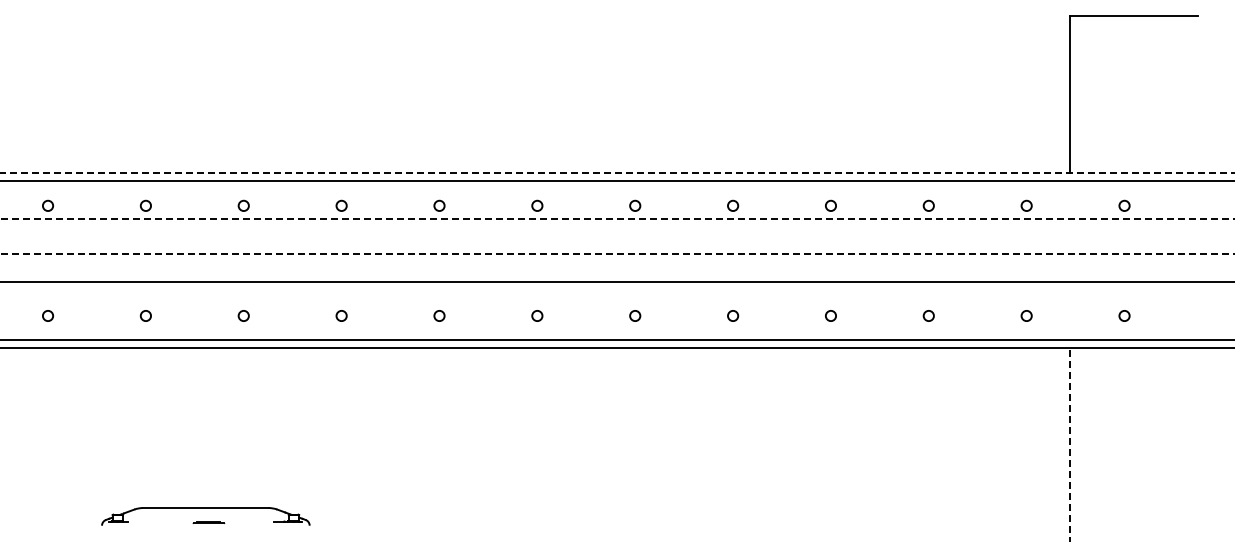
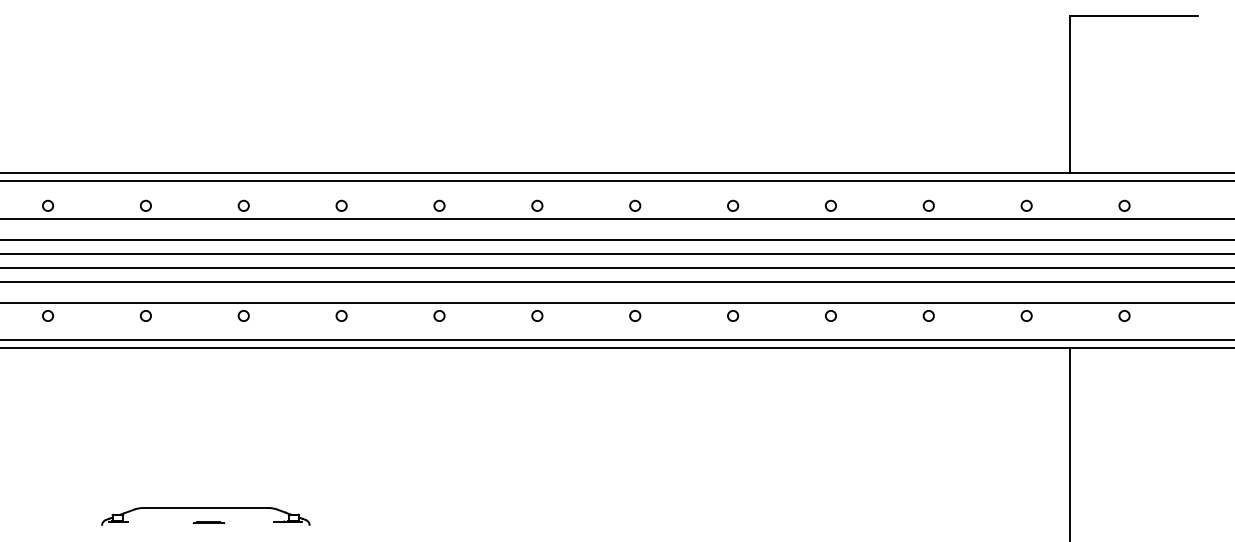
line: dashed -> solid (617, 173)
line: dashed -> solid (617, 219)
line: none -> present (616, 240)
line: dashed -> solid (617, 254)
line: none -> present (616, 267)
line: none -> present (616, 302)
line: dashed -> solid (1069, 444)
